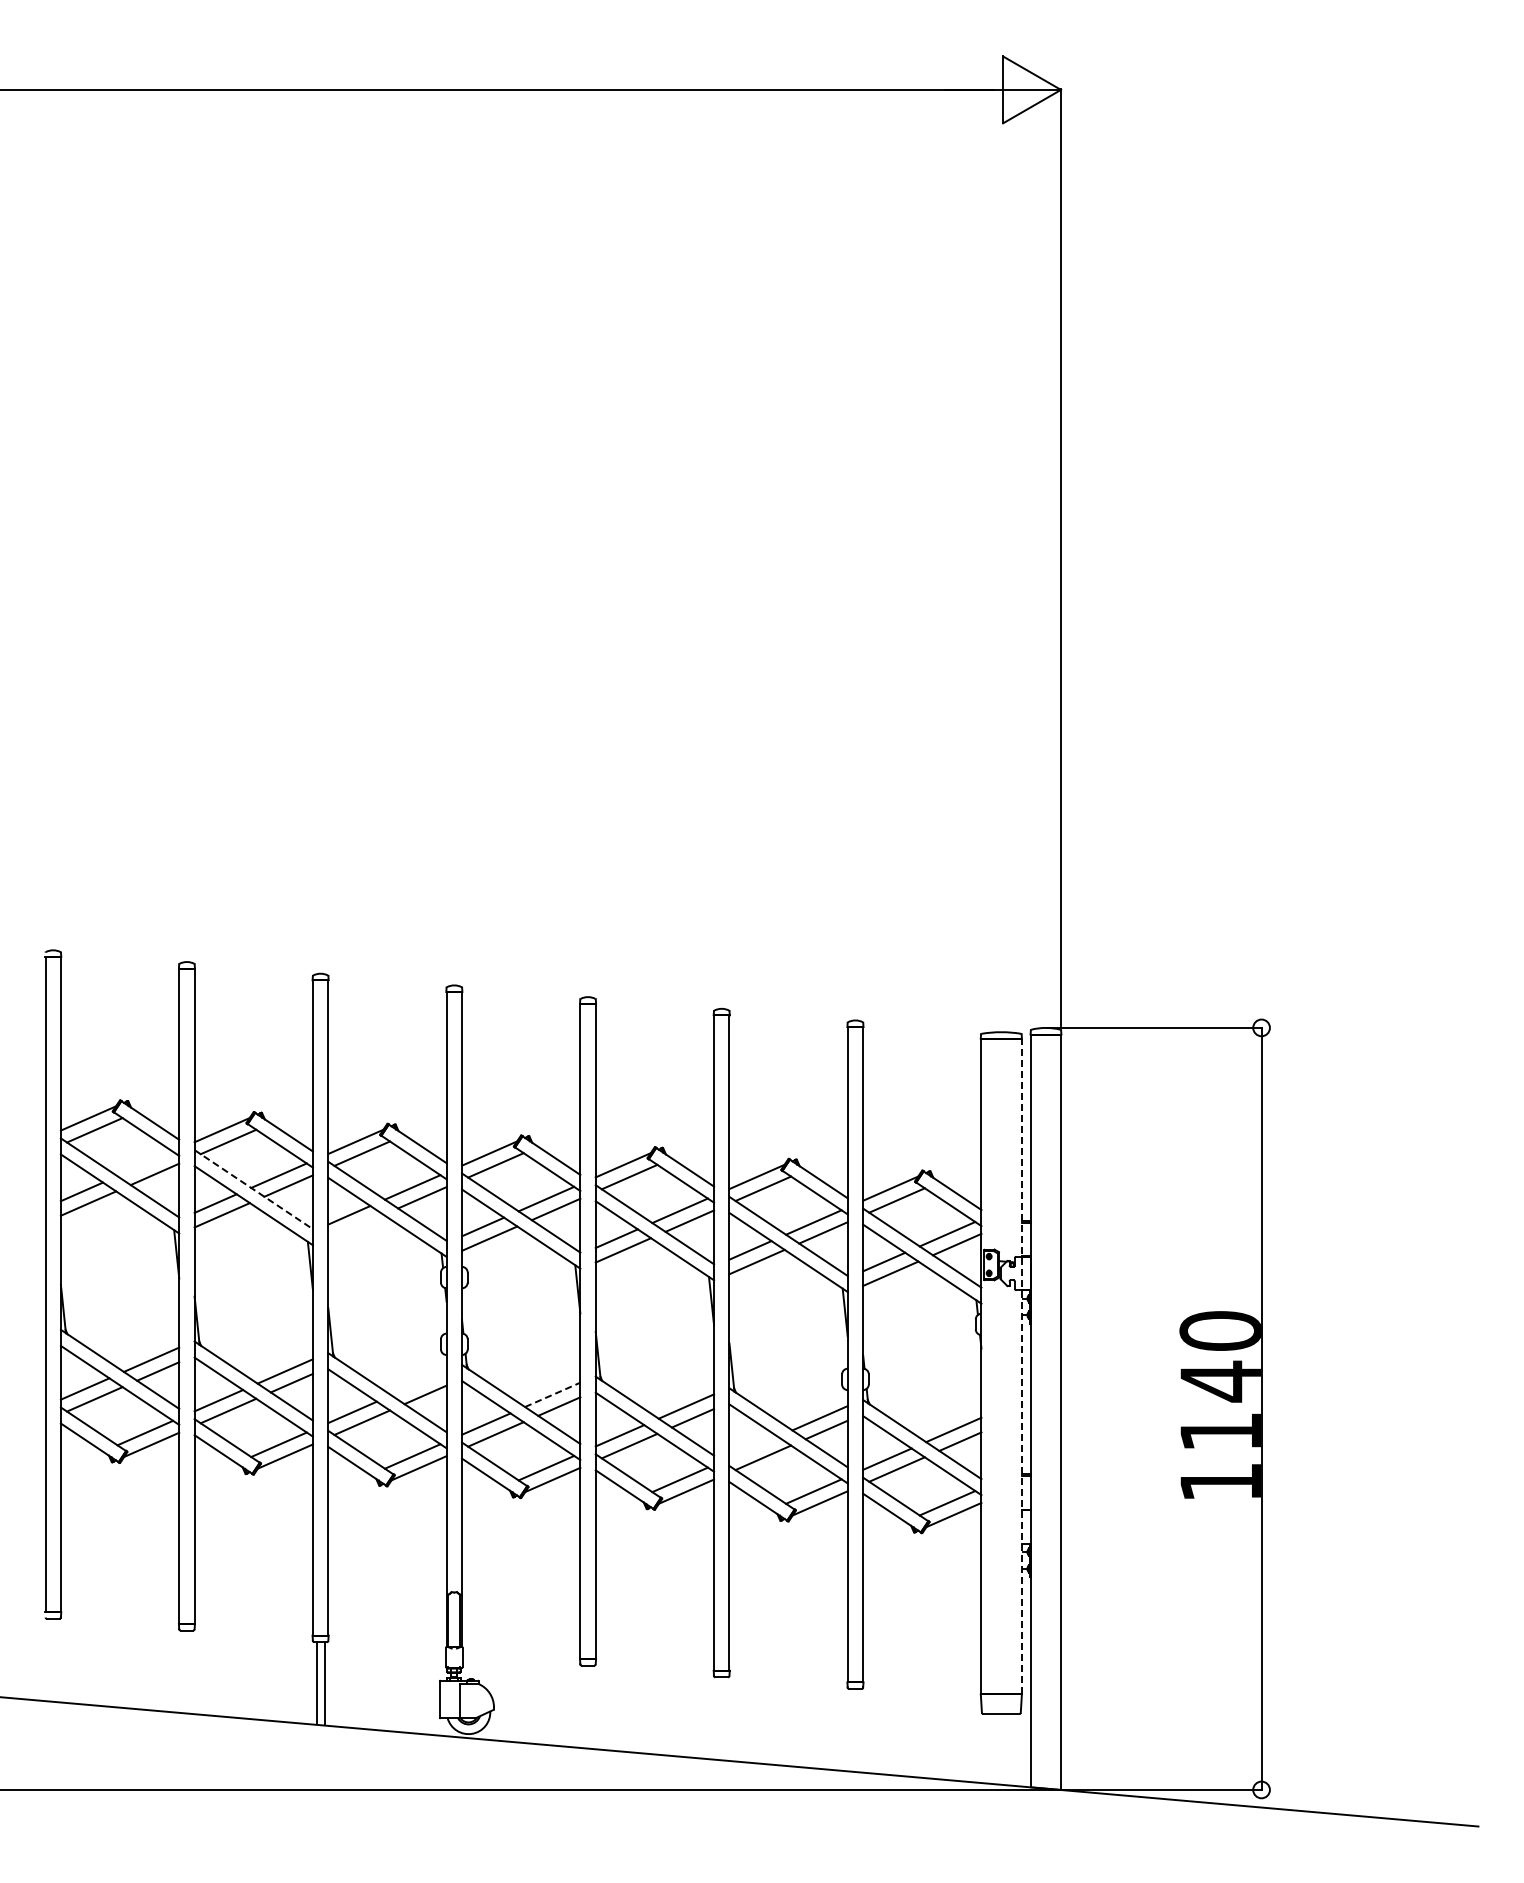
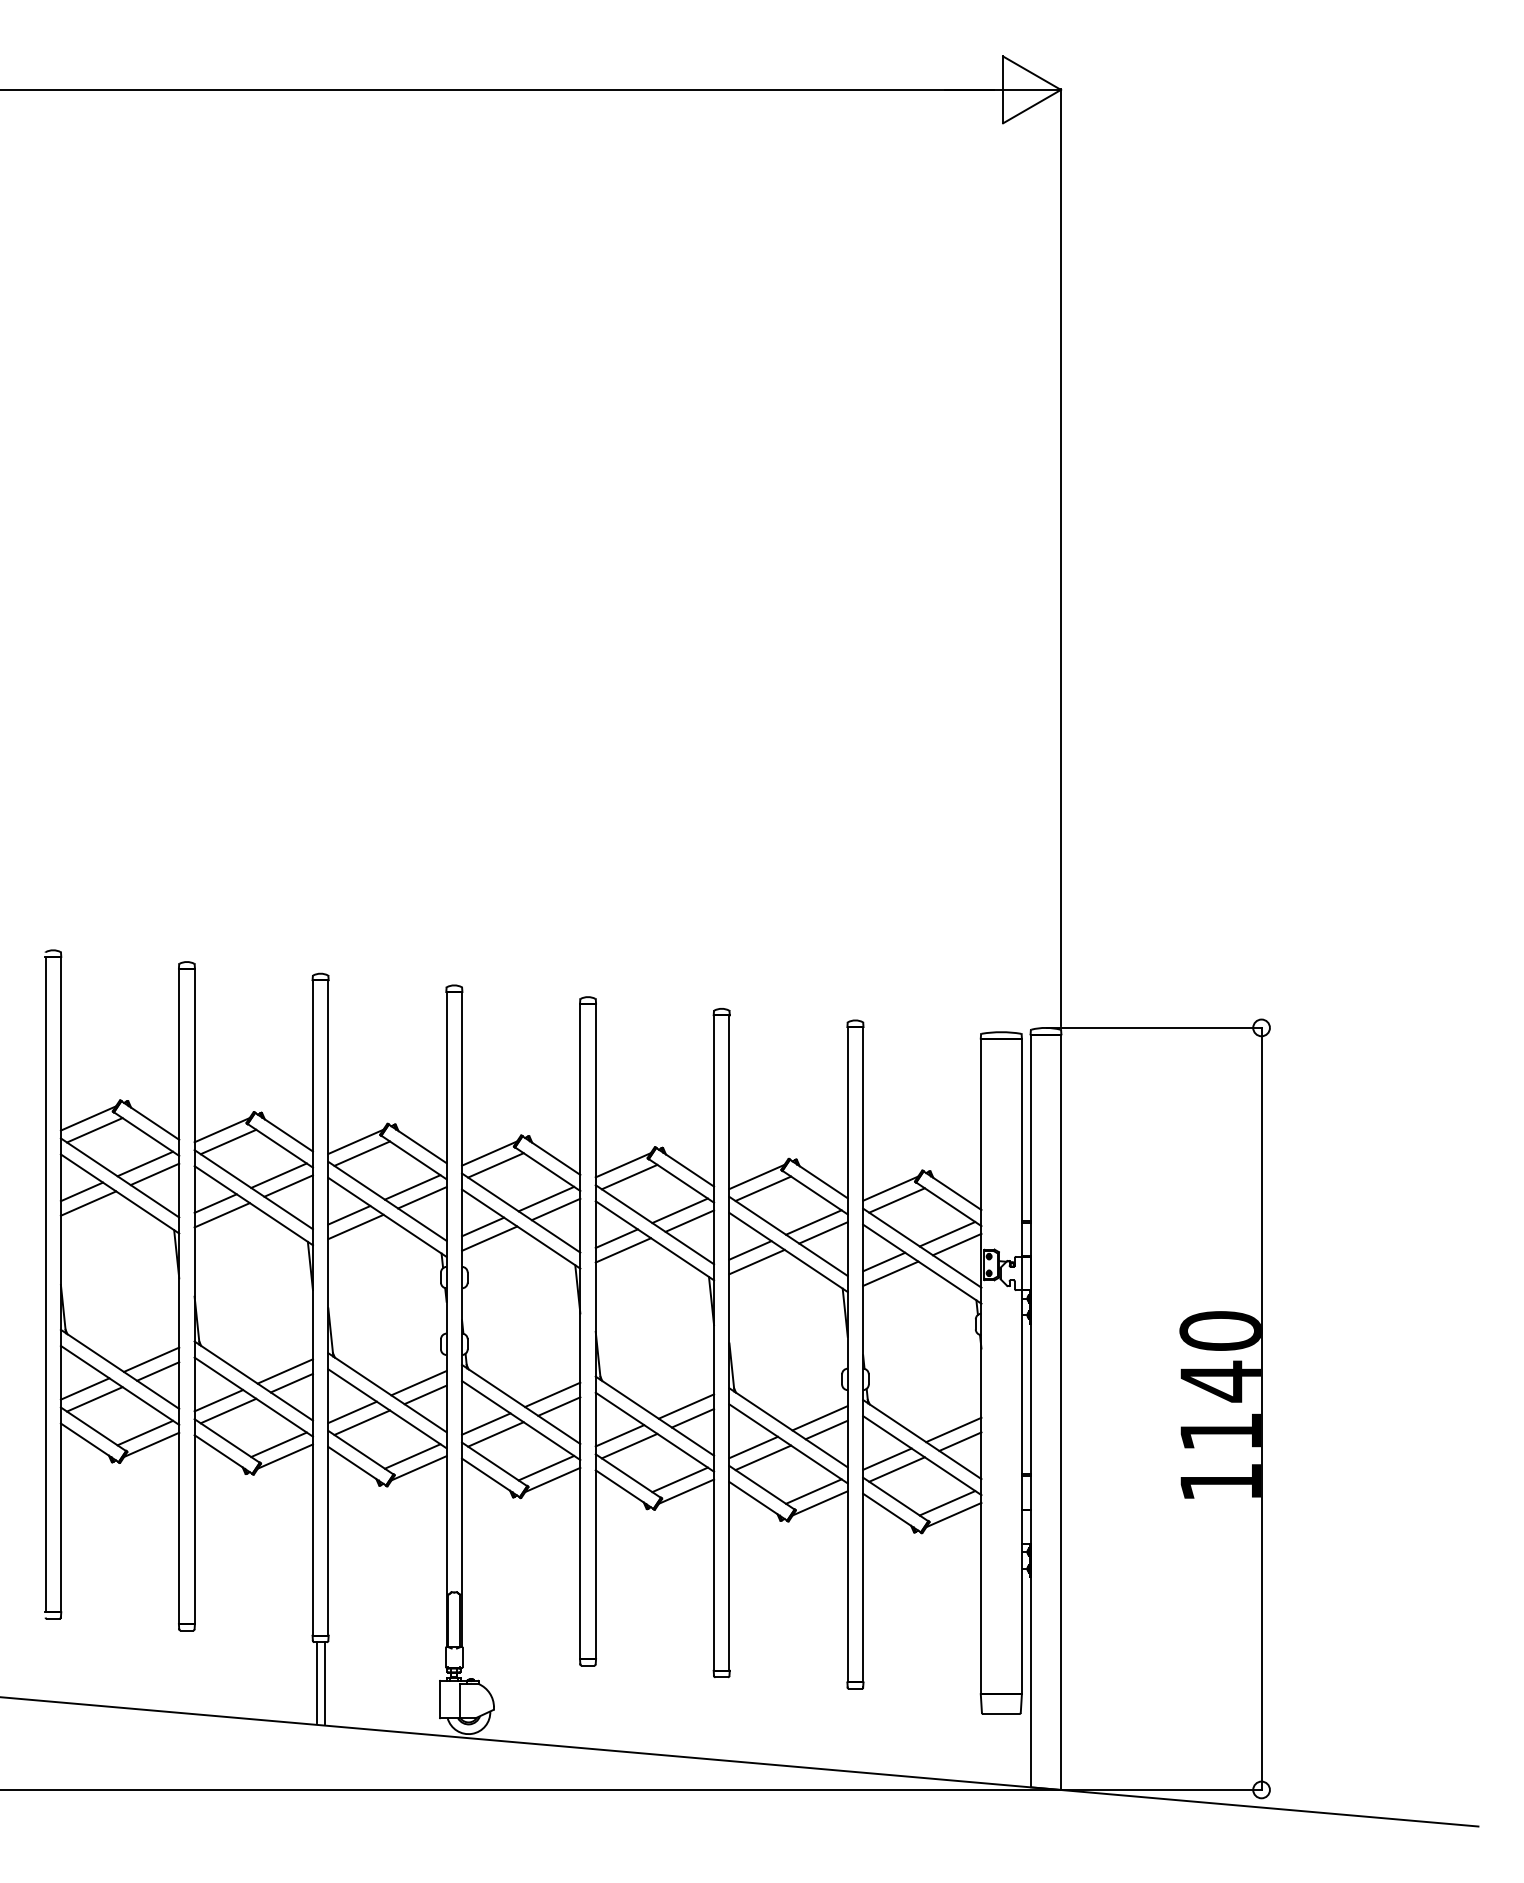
line: none -> present (145, 1163)
line: dashed -> solid (254, 1189)
line: none -> present (355, 1226)
line: dashed -> solid (1021, 1366)
line: none -> present (418, 1382)
line: dashed -> solid (553, 1394)
line: none -> present (753, 1447)
